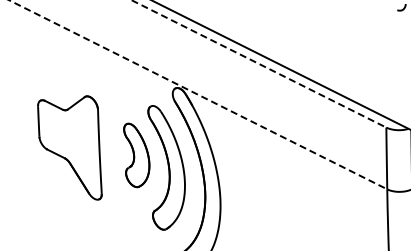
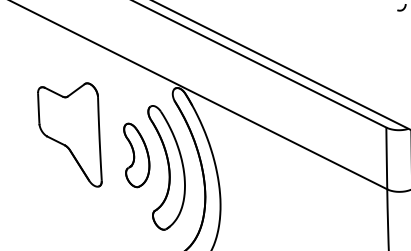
line: dashed -> solid (259, 64)
line: dashed -> solid (198, 94)
part position: (69, 147) -> (69, 134) (69, 134)
